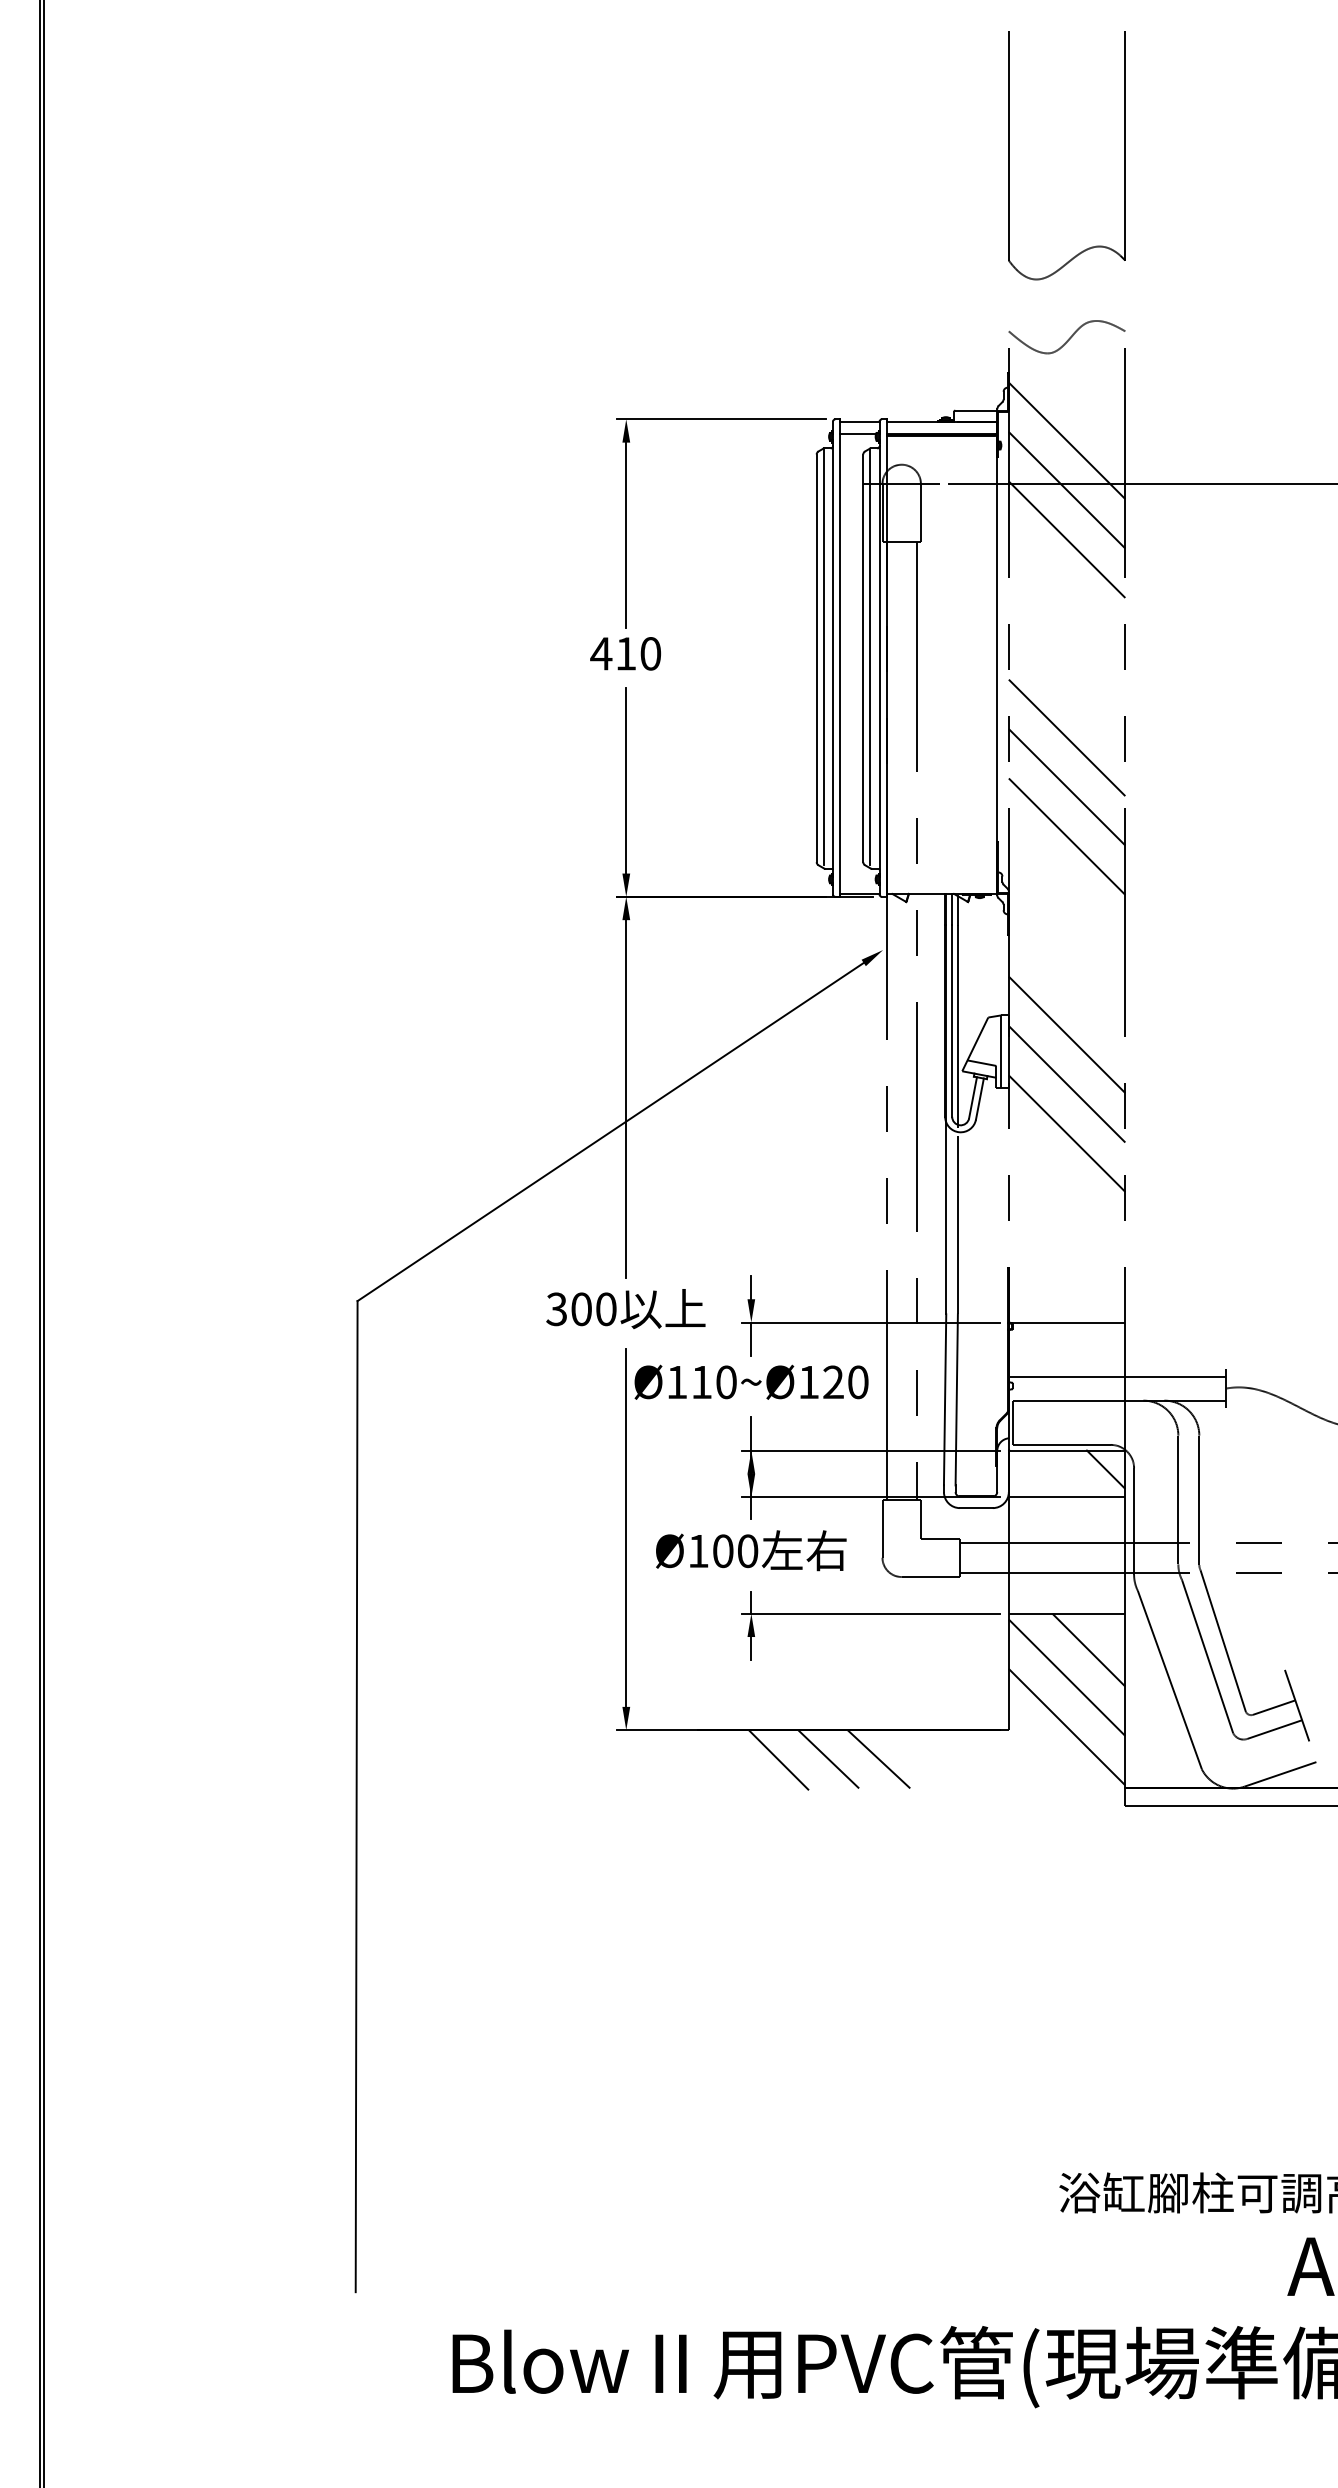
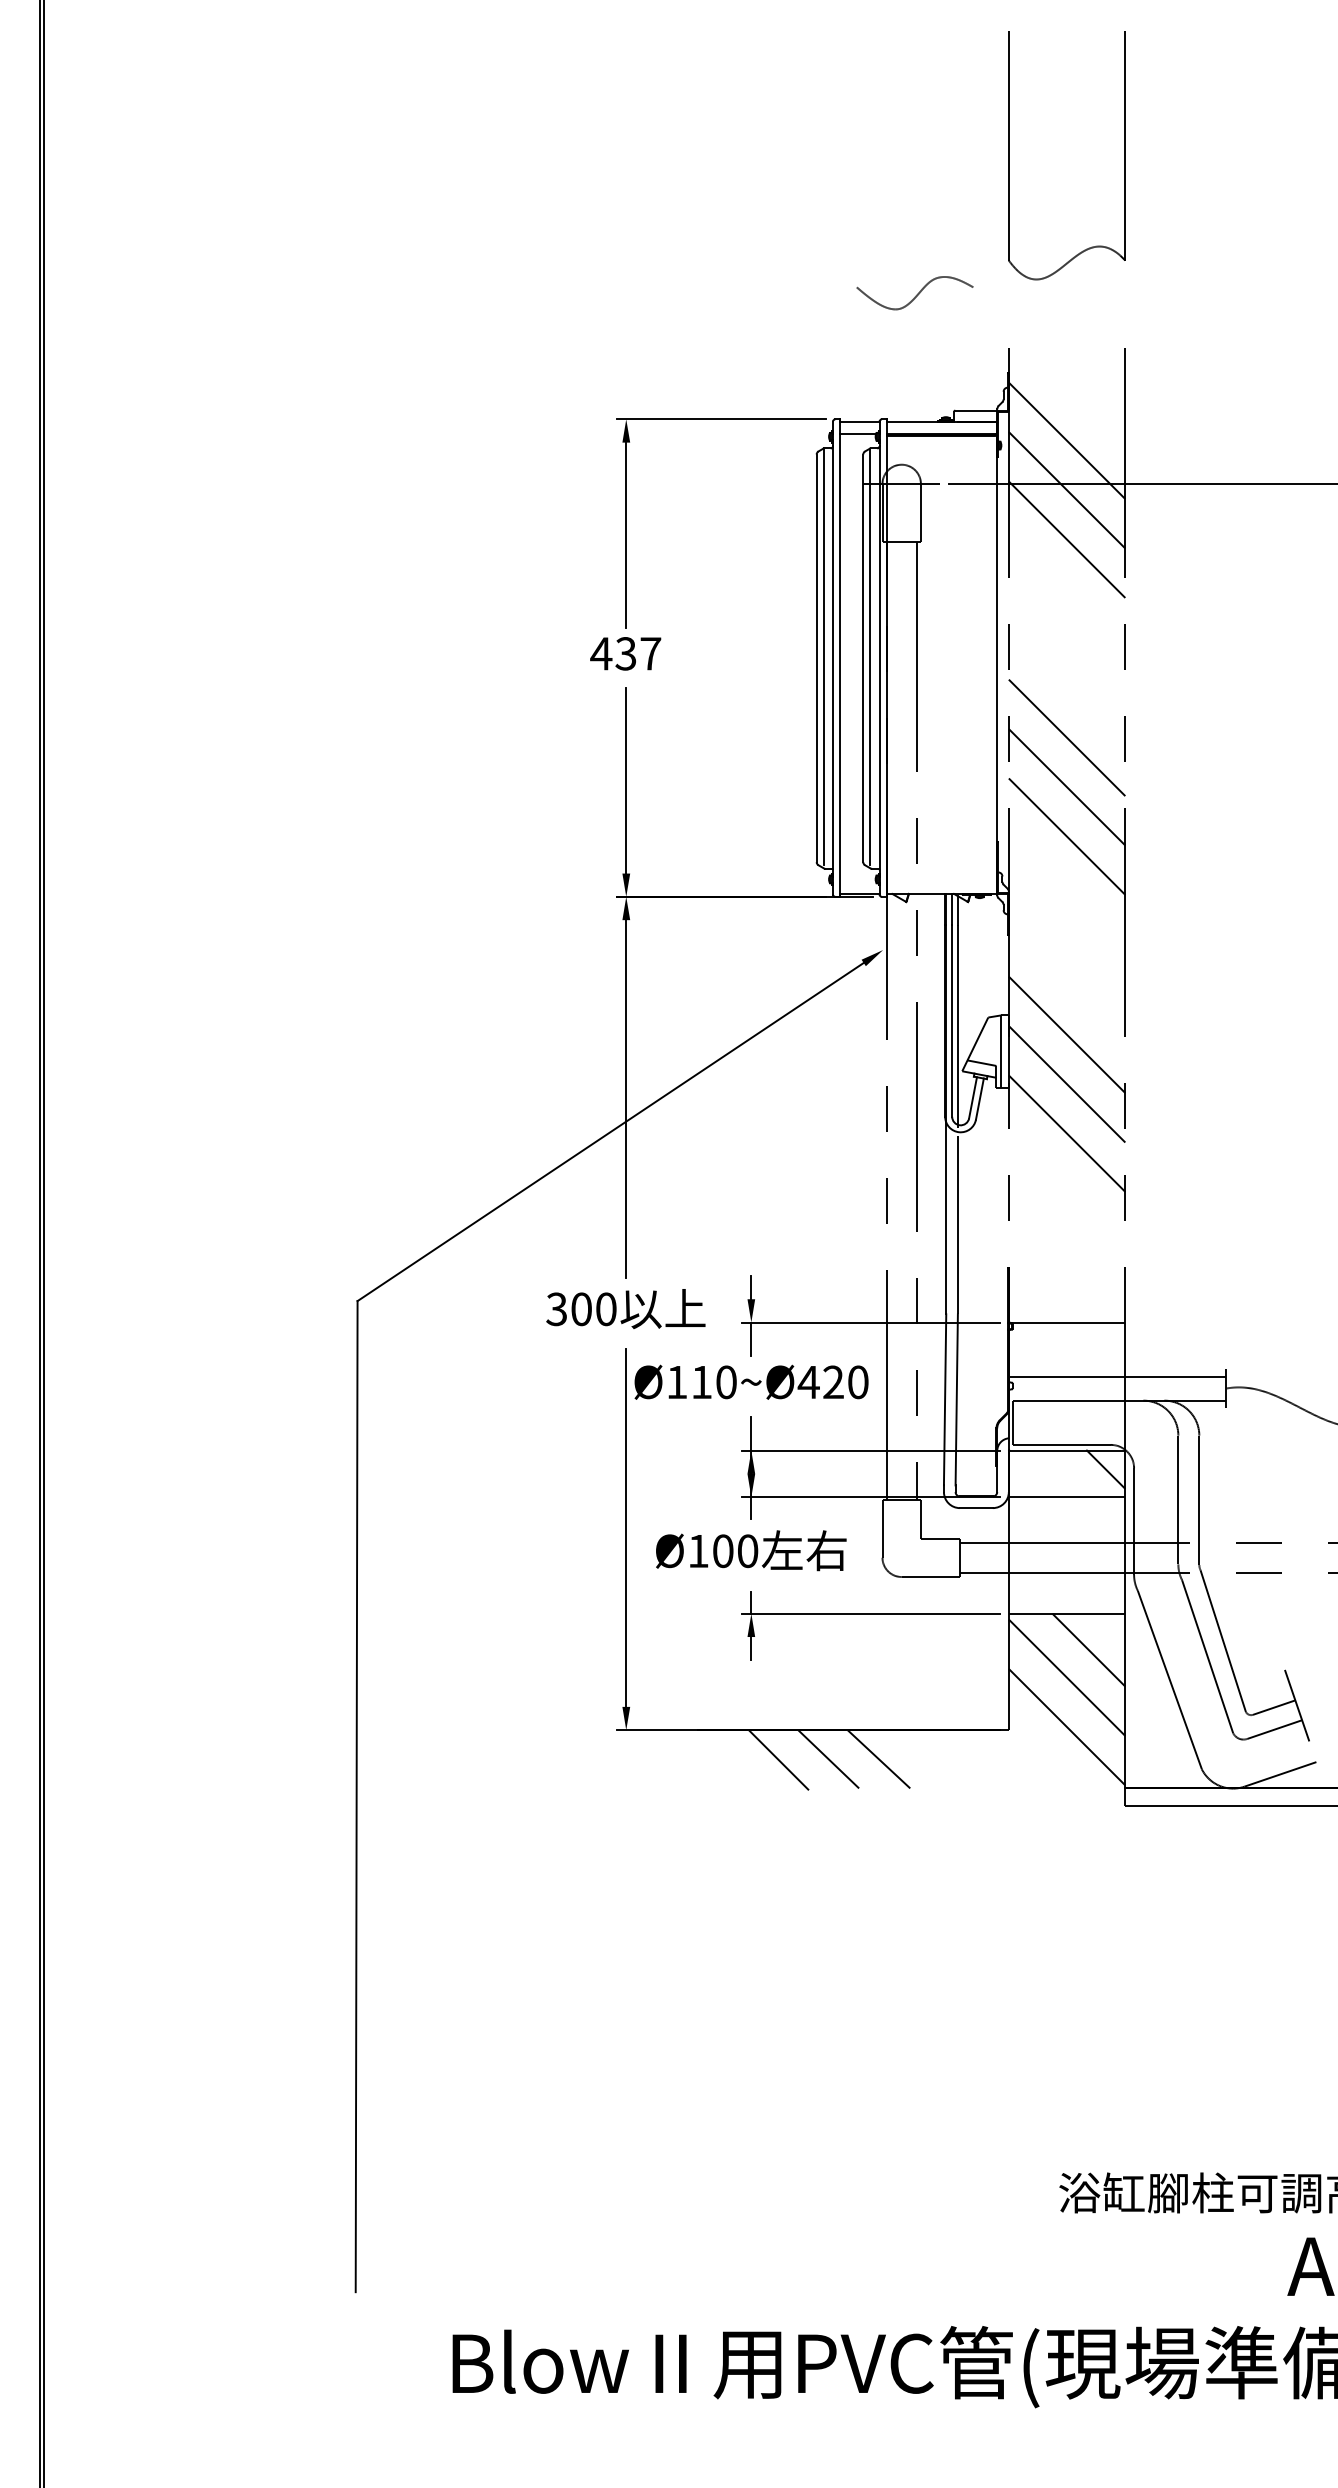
curve position: (1068, 338) -> (916, 294) (916, 294)
text: 410 -> 437 (638, 653)
text: Ø110~Ø120 -> Ø110~Ø420 (808, 1382)
